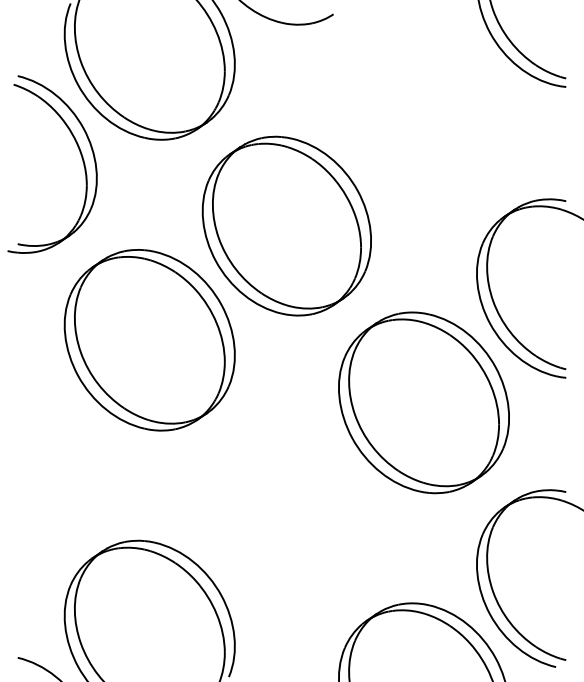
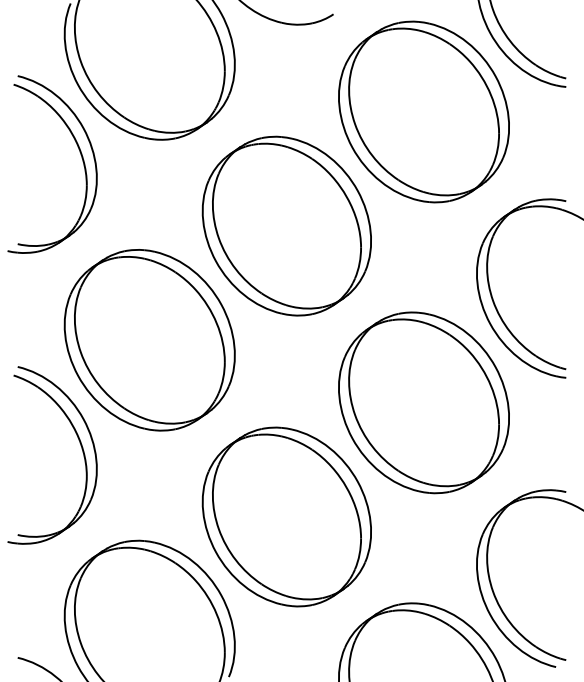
part: none -> present (423, 111)
part: none -> present (79, 443)
part: none -> present (286, 516)
